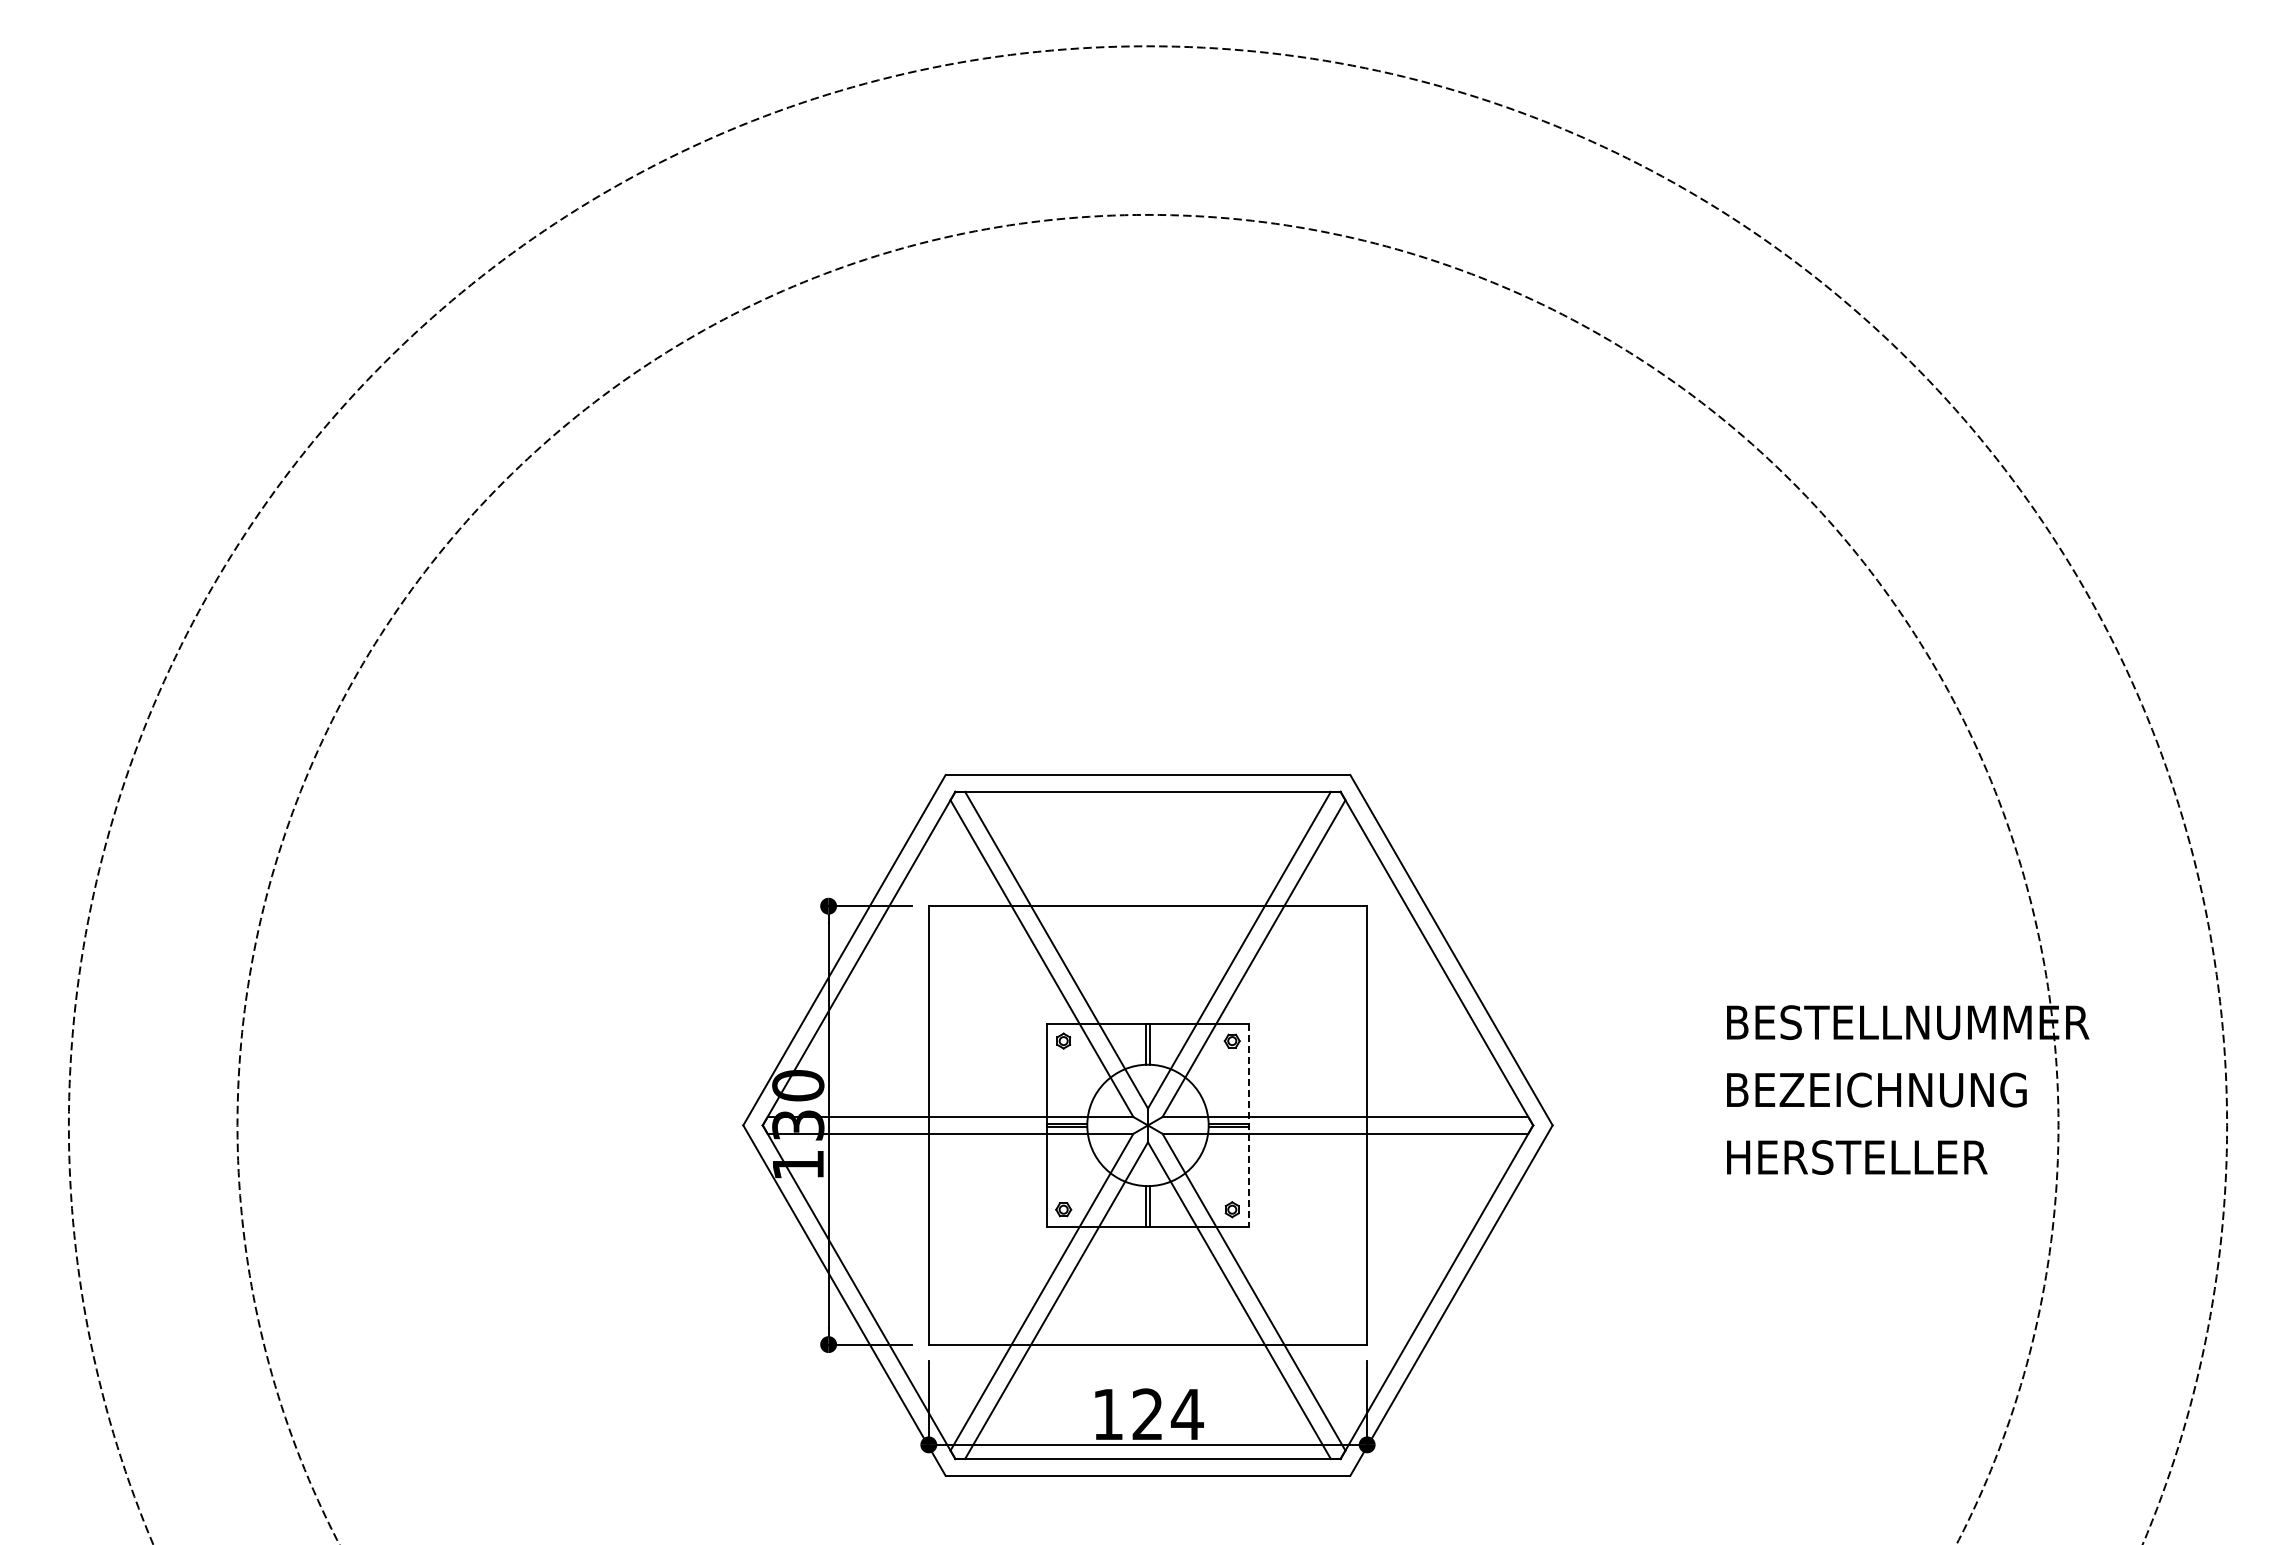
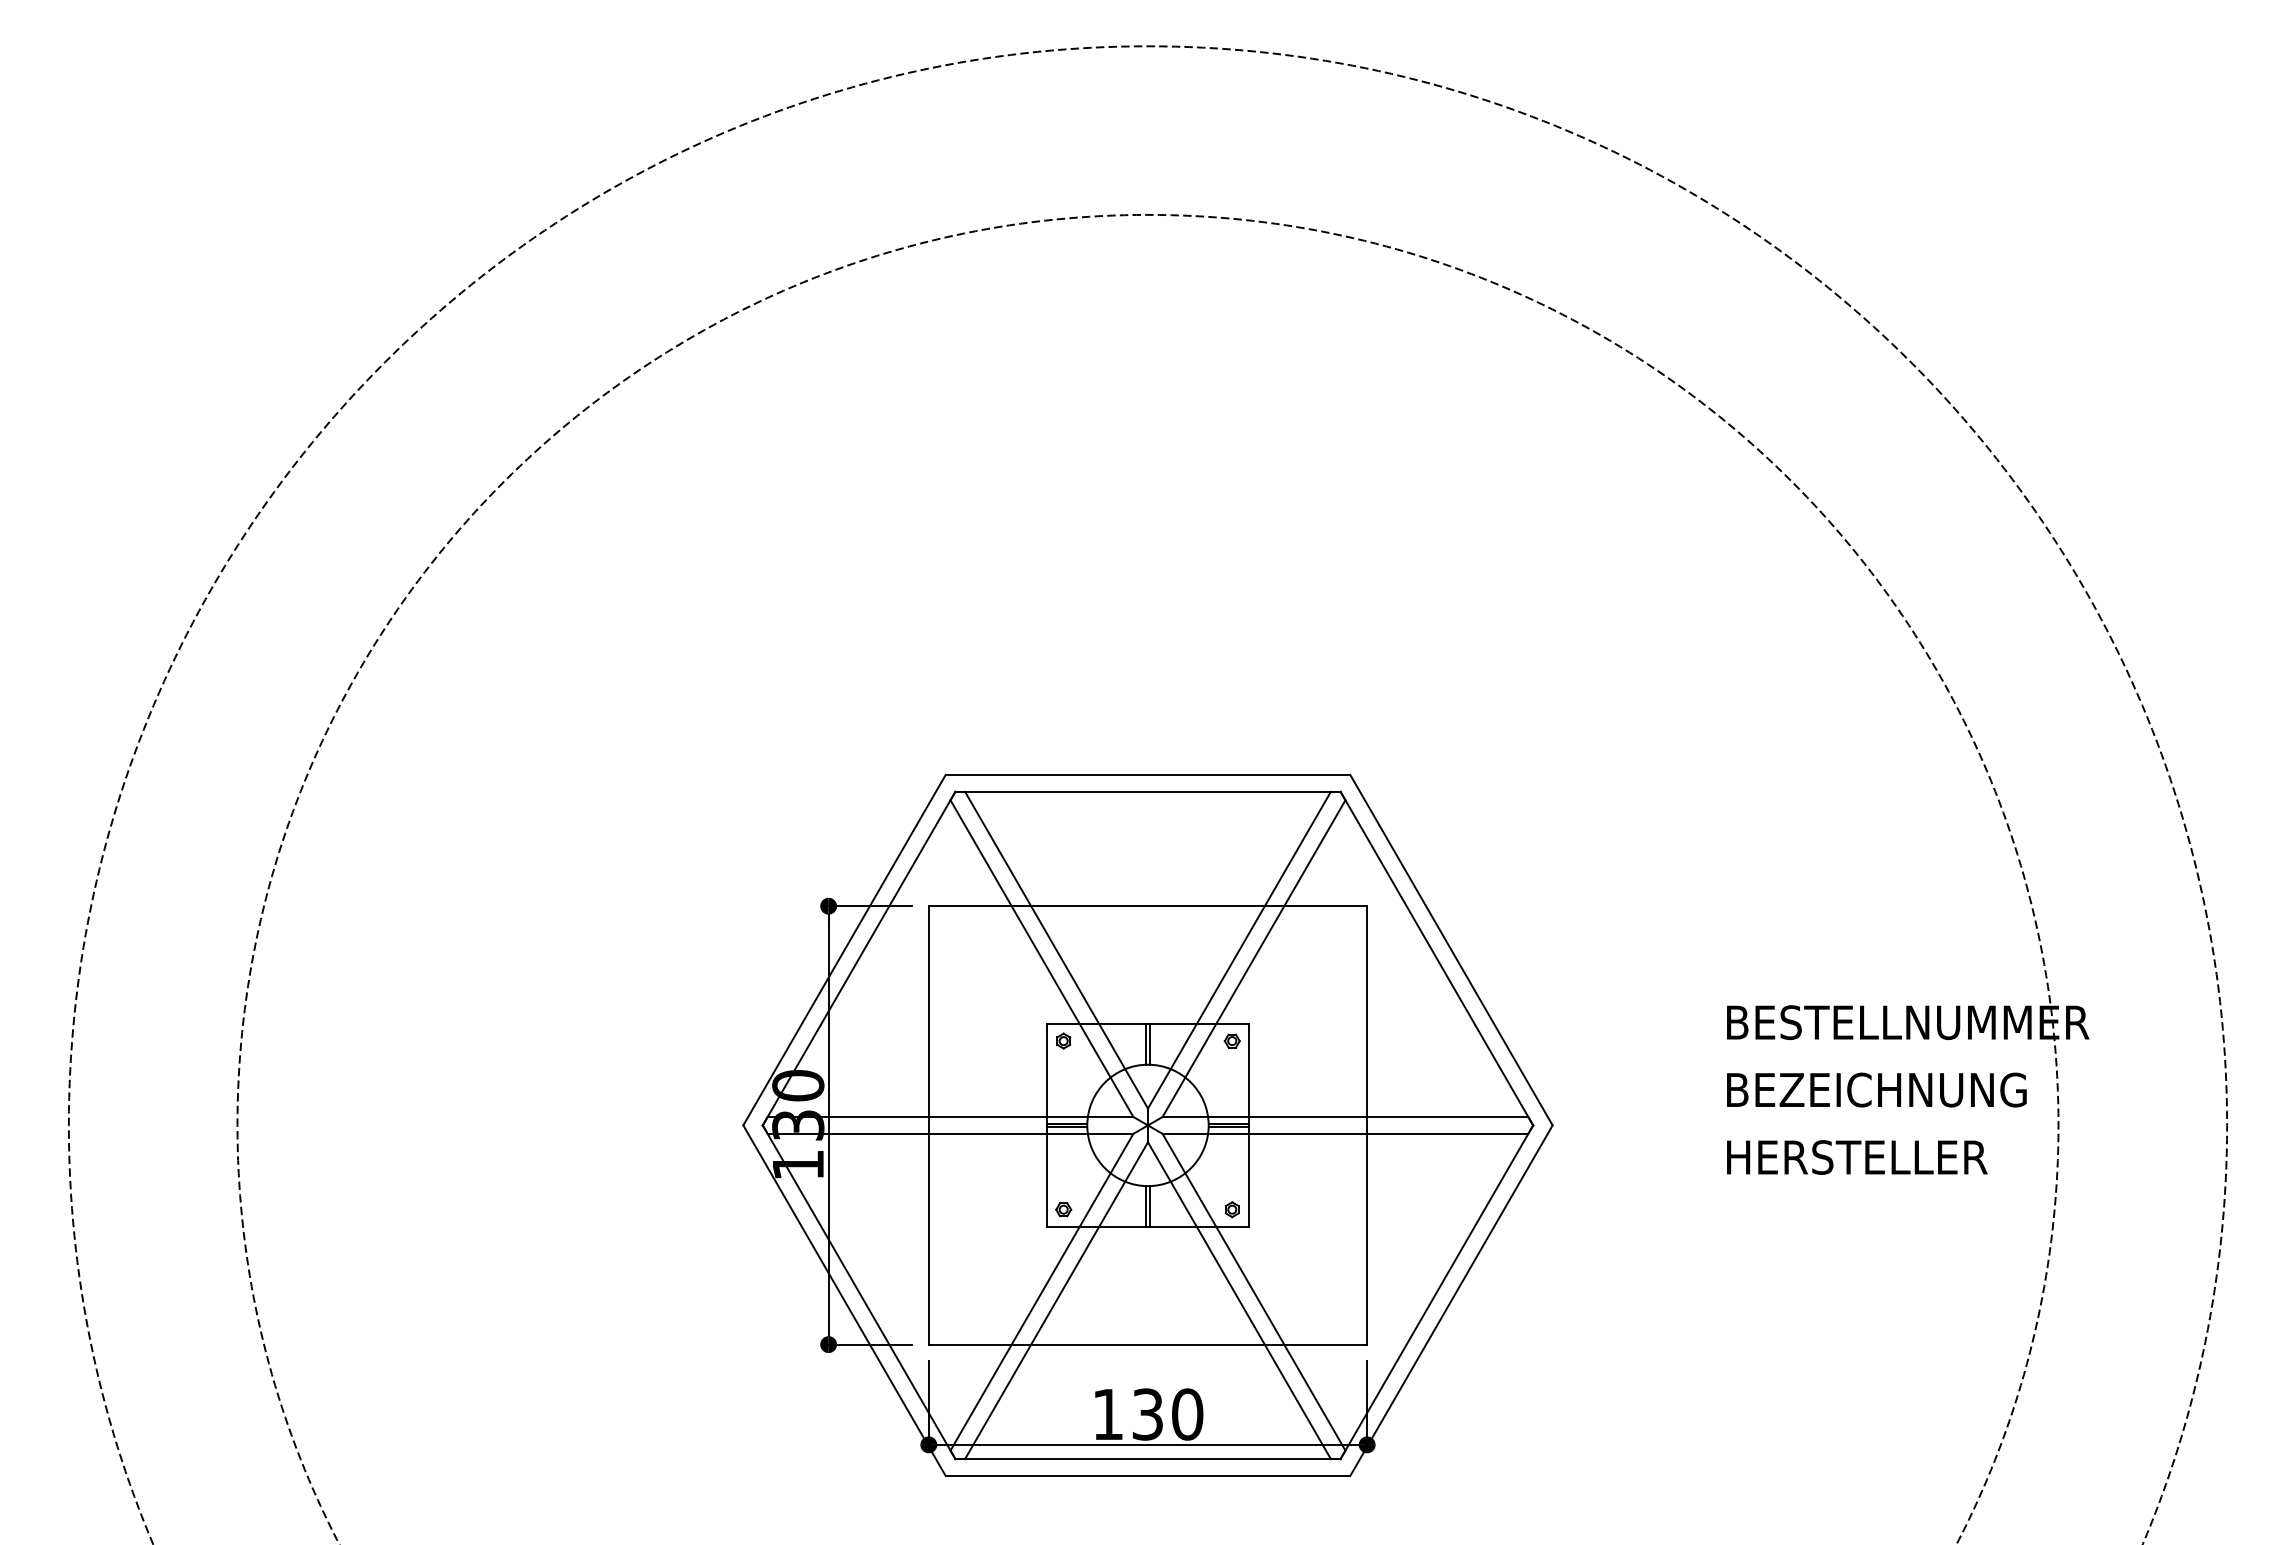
line: dashed -> solid (1249, 1125)
text: 124 -> 130 (1167, 1414)
